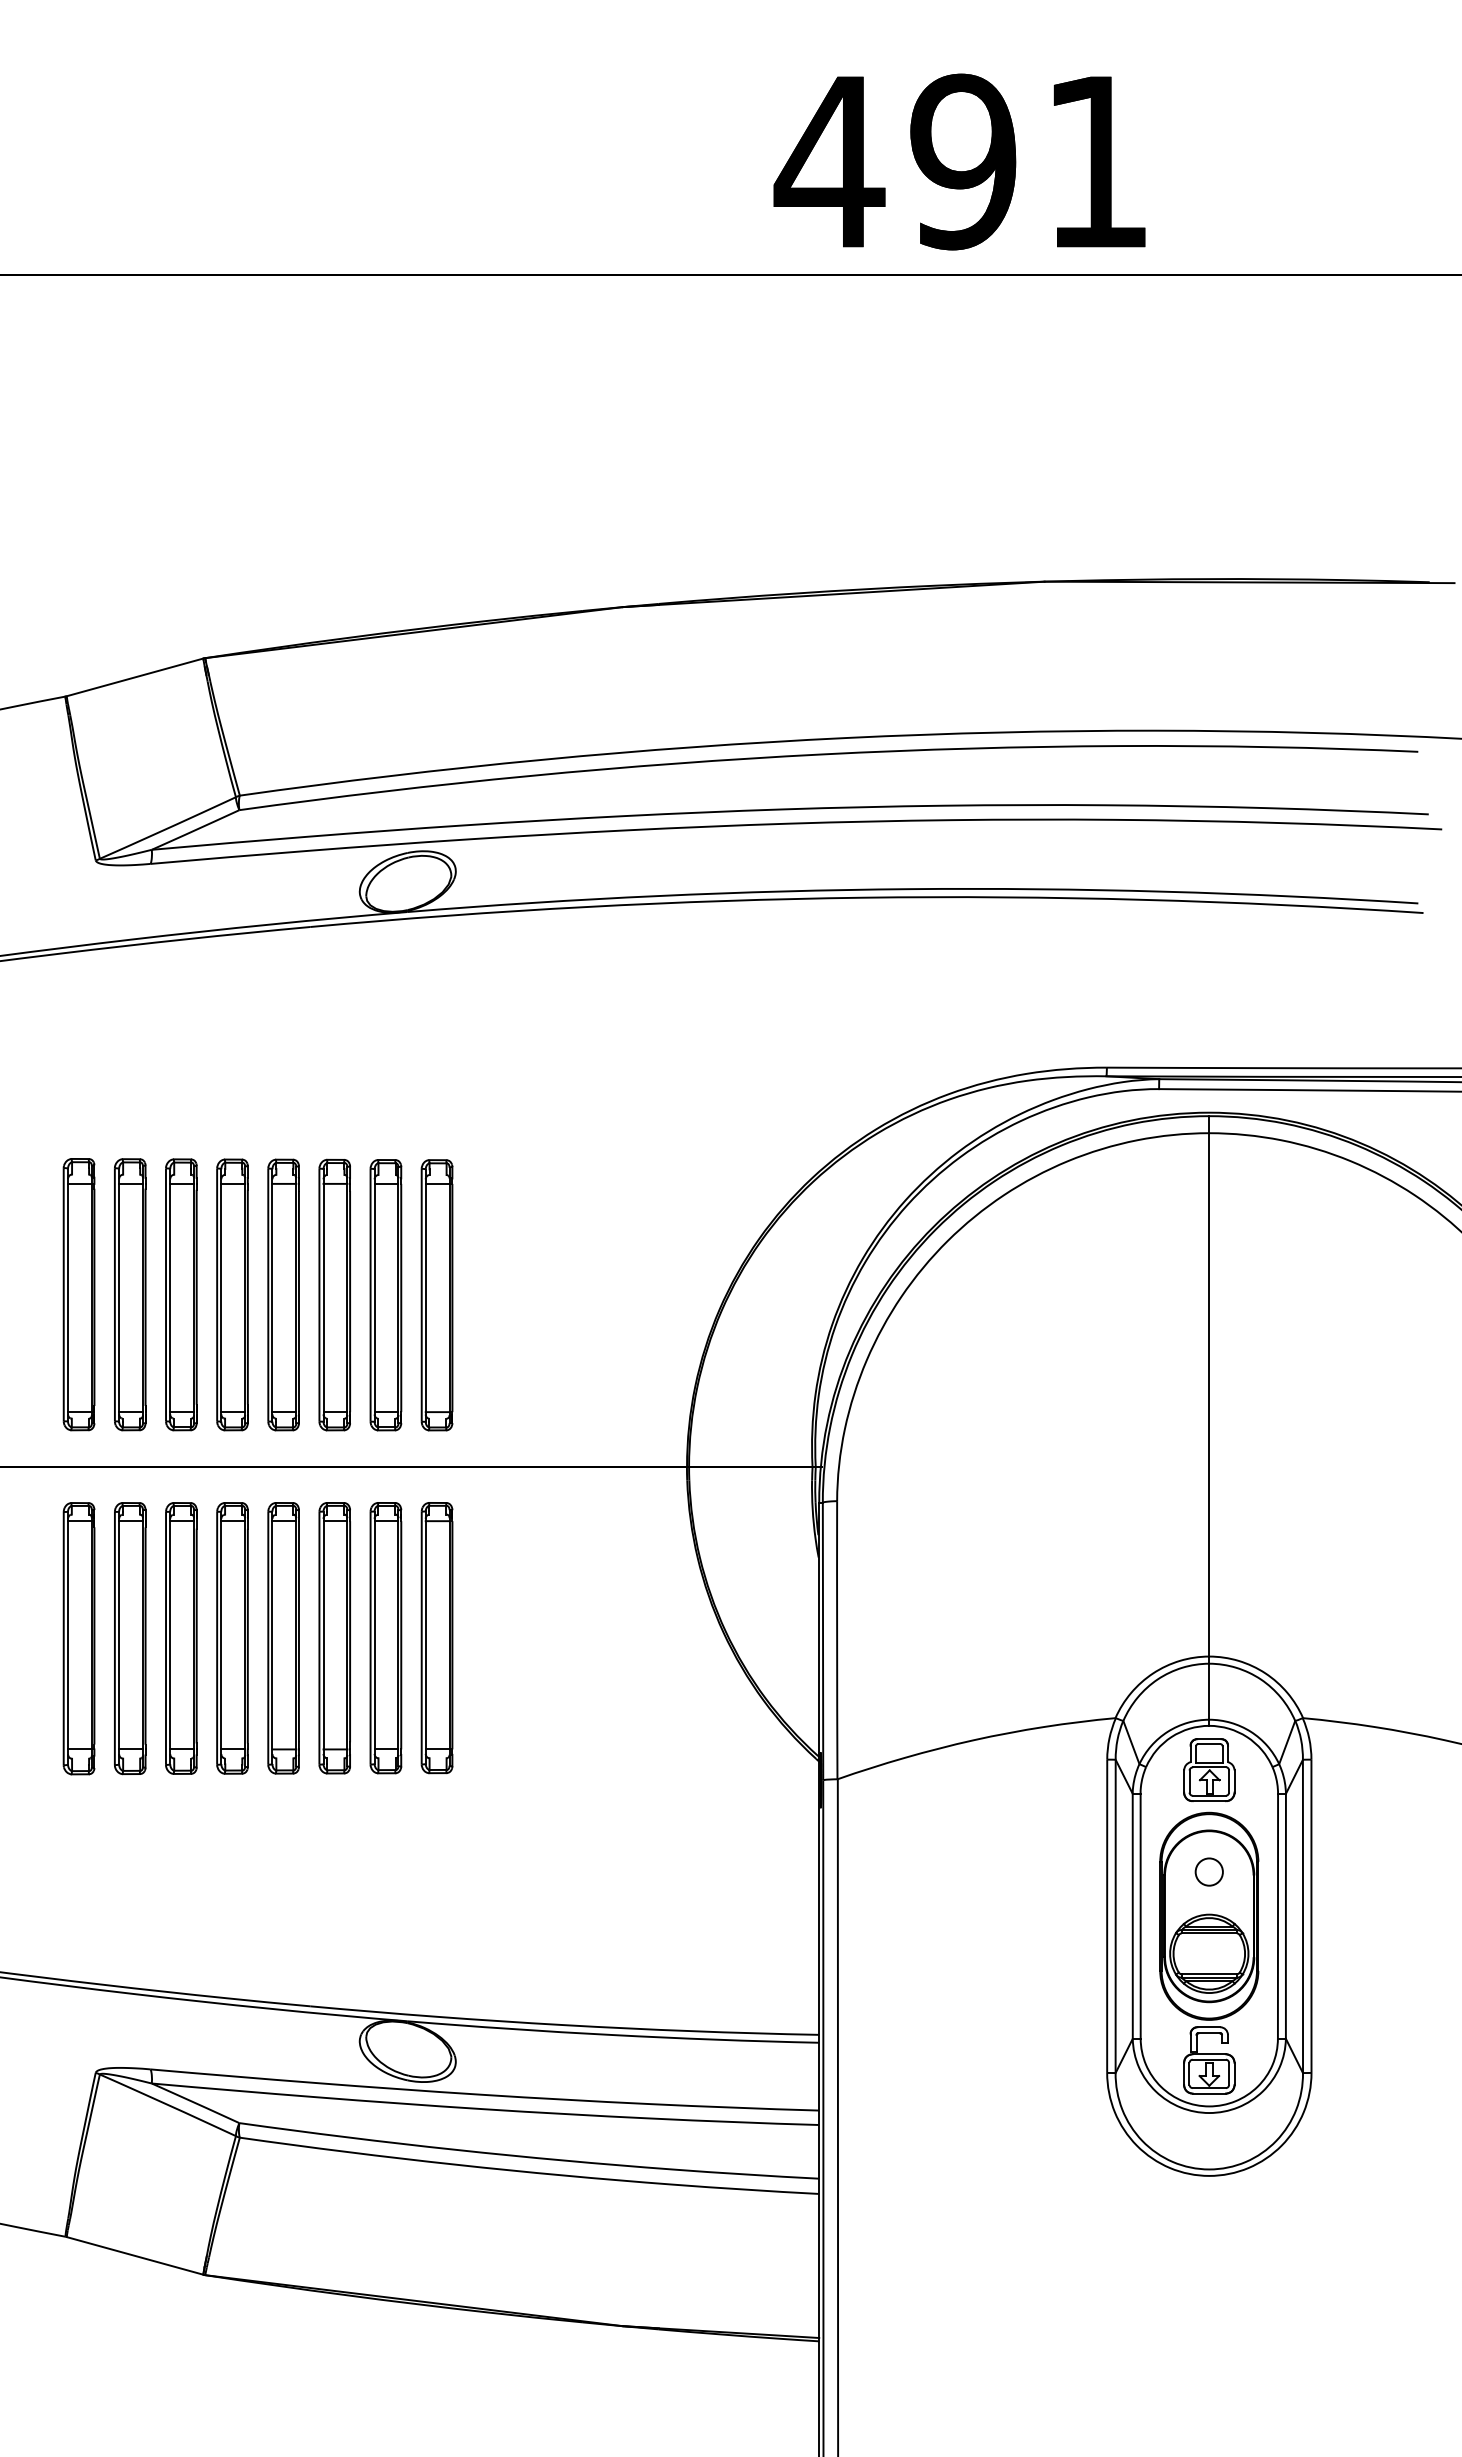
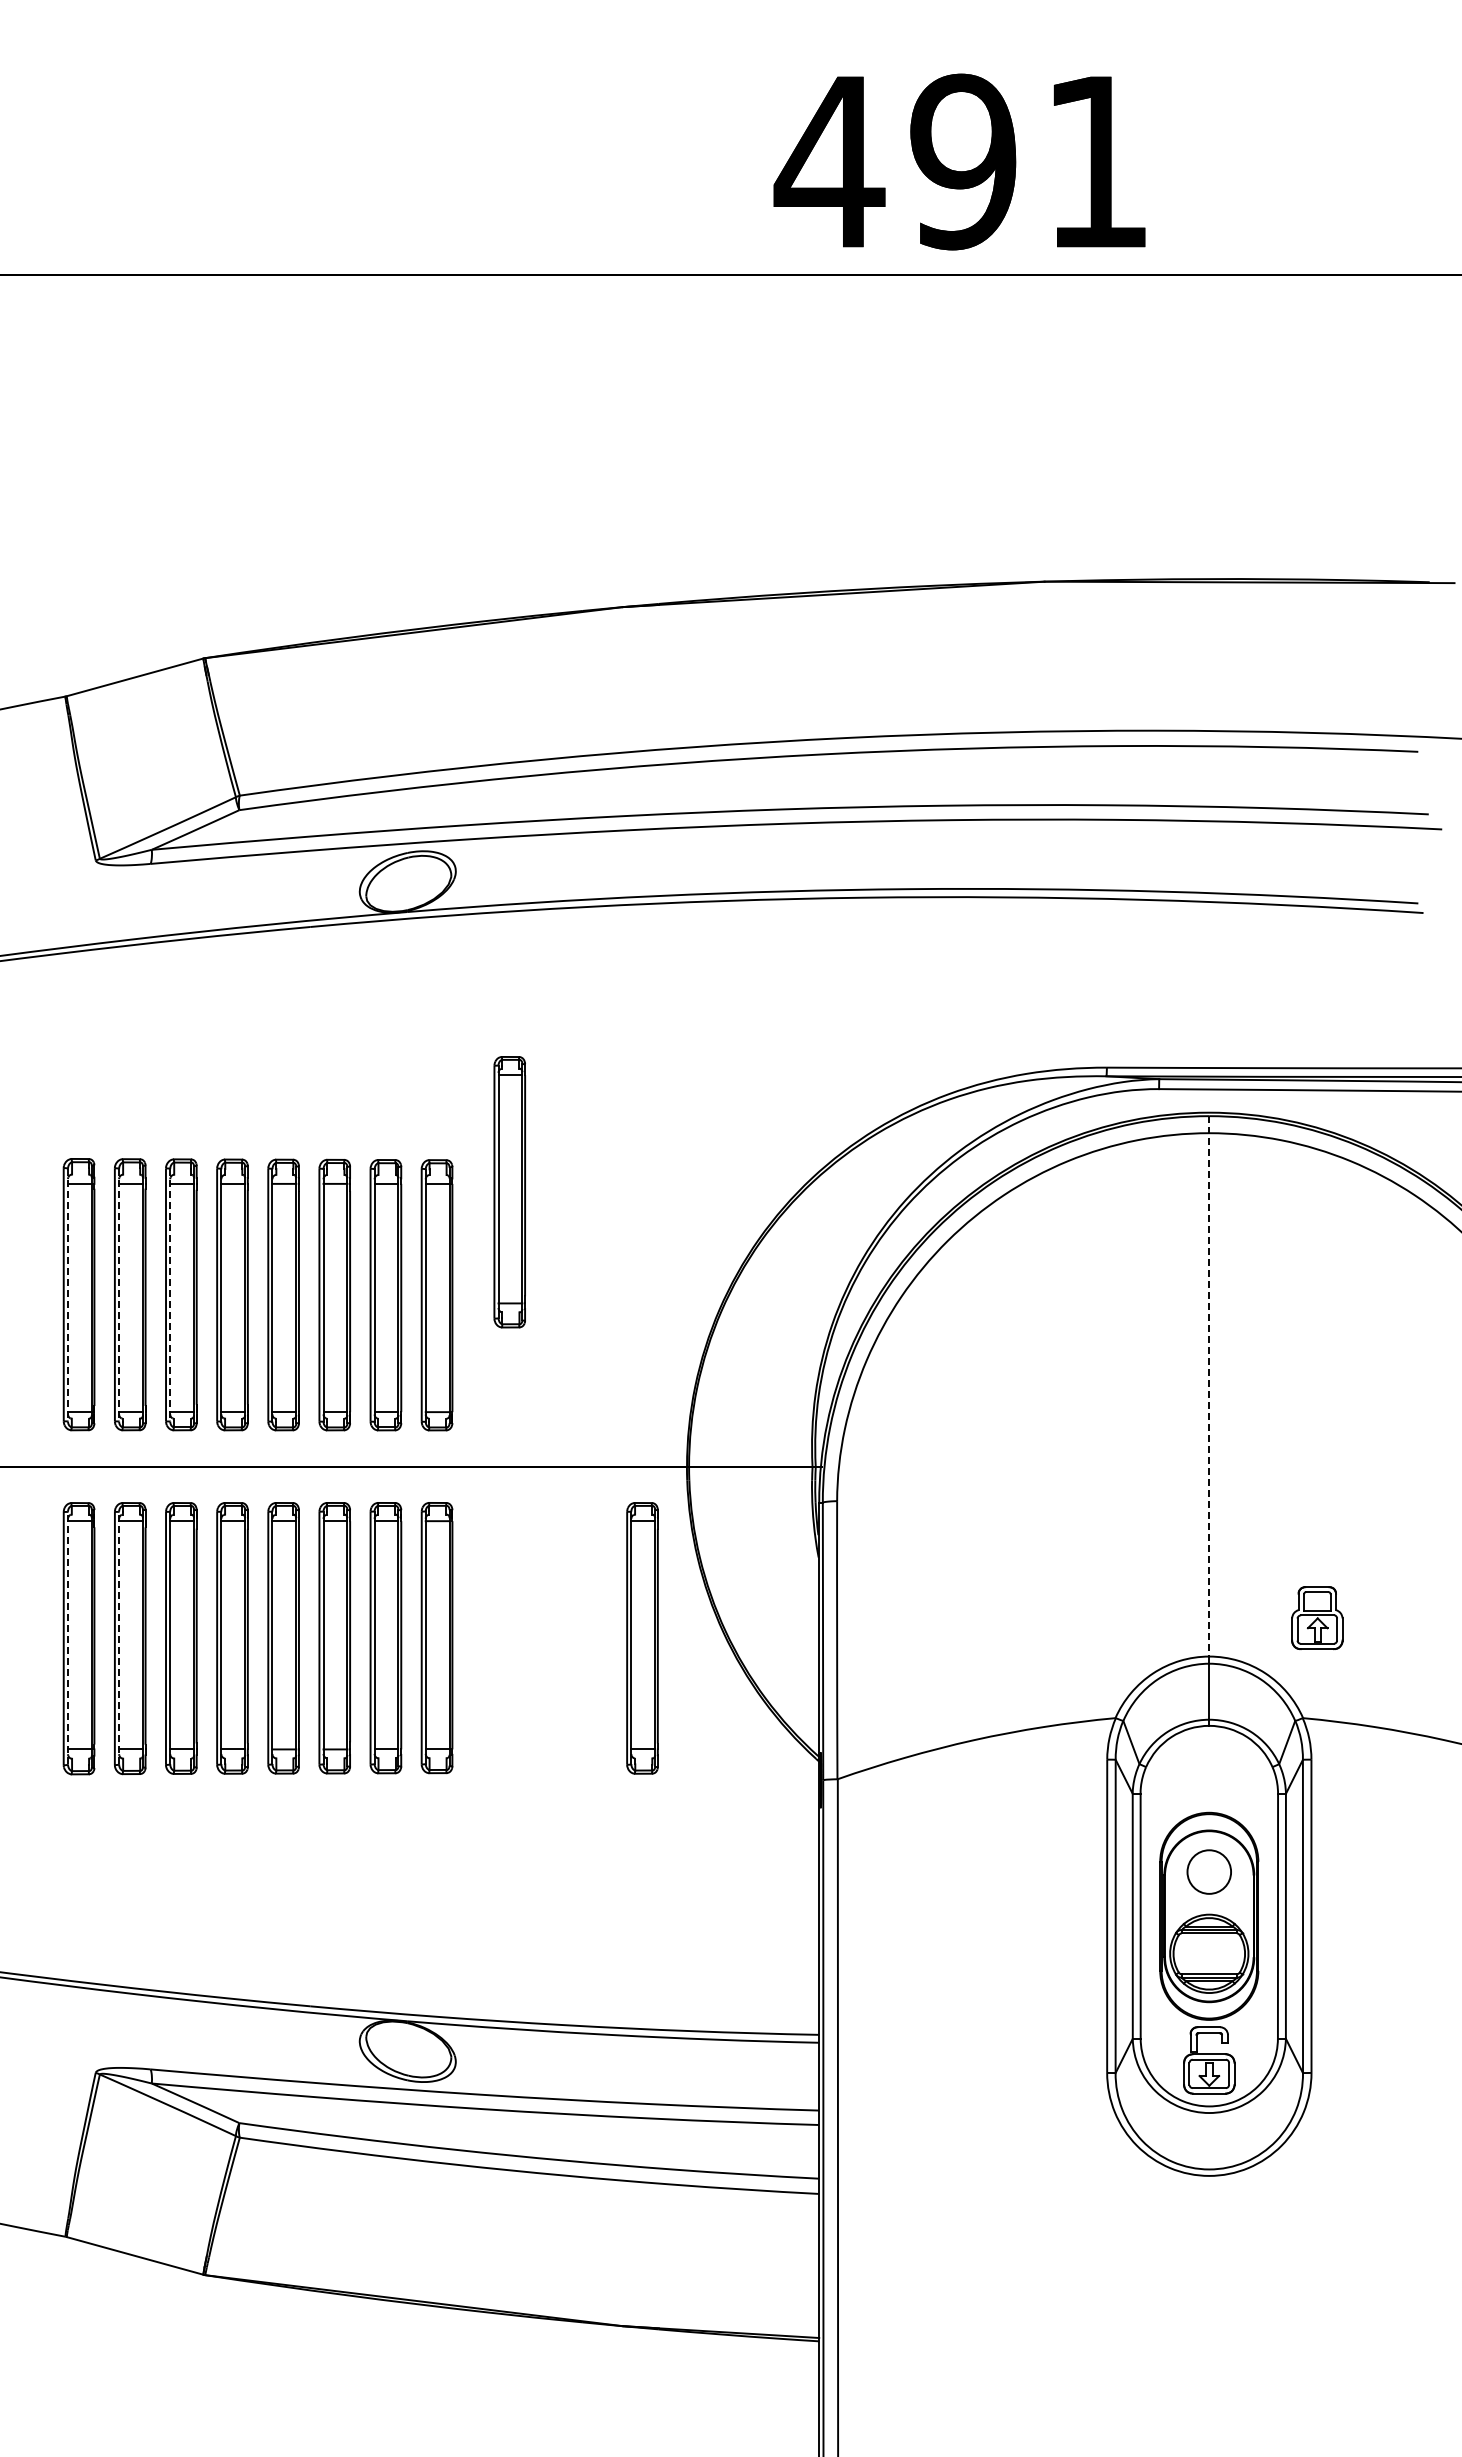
part: none -> present (509, 1192)
line: solid -> dashed (68, 1295)
line: solid -> dashed (119, 1295)
line: solid -> dashed (170, 1295)
line: solid -> dashed (1209, 1386)
line: solid -> dashed (68, 1637)
line: solid -> dashed (119, 1637)
part: none -> present (642, 1638)
part position: (1209, 1770) -> (1317, 1618) (1317, 1618)
circle diameter: 27 px -> 44 px (1209, 1871)
